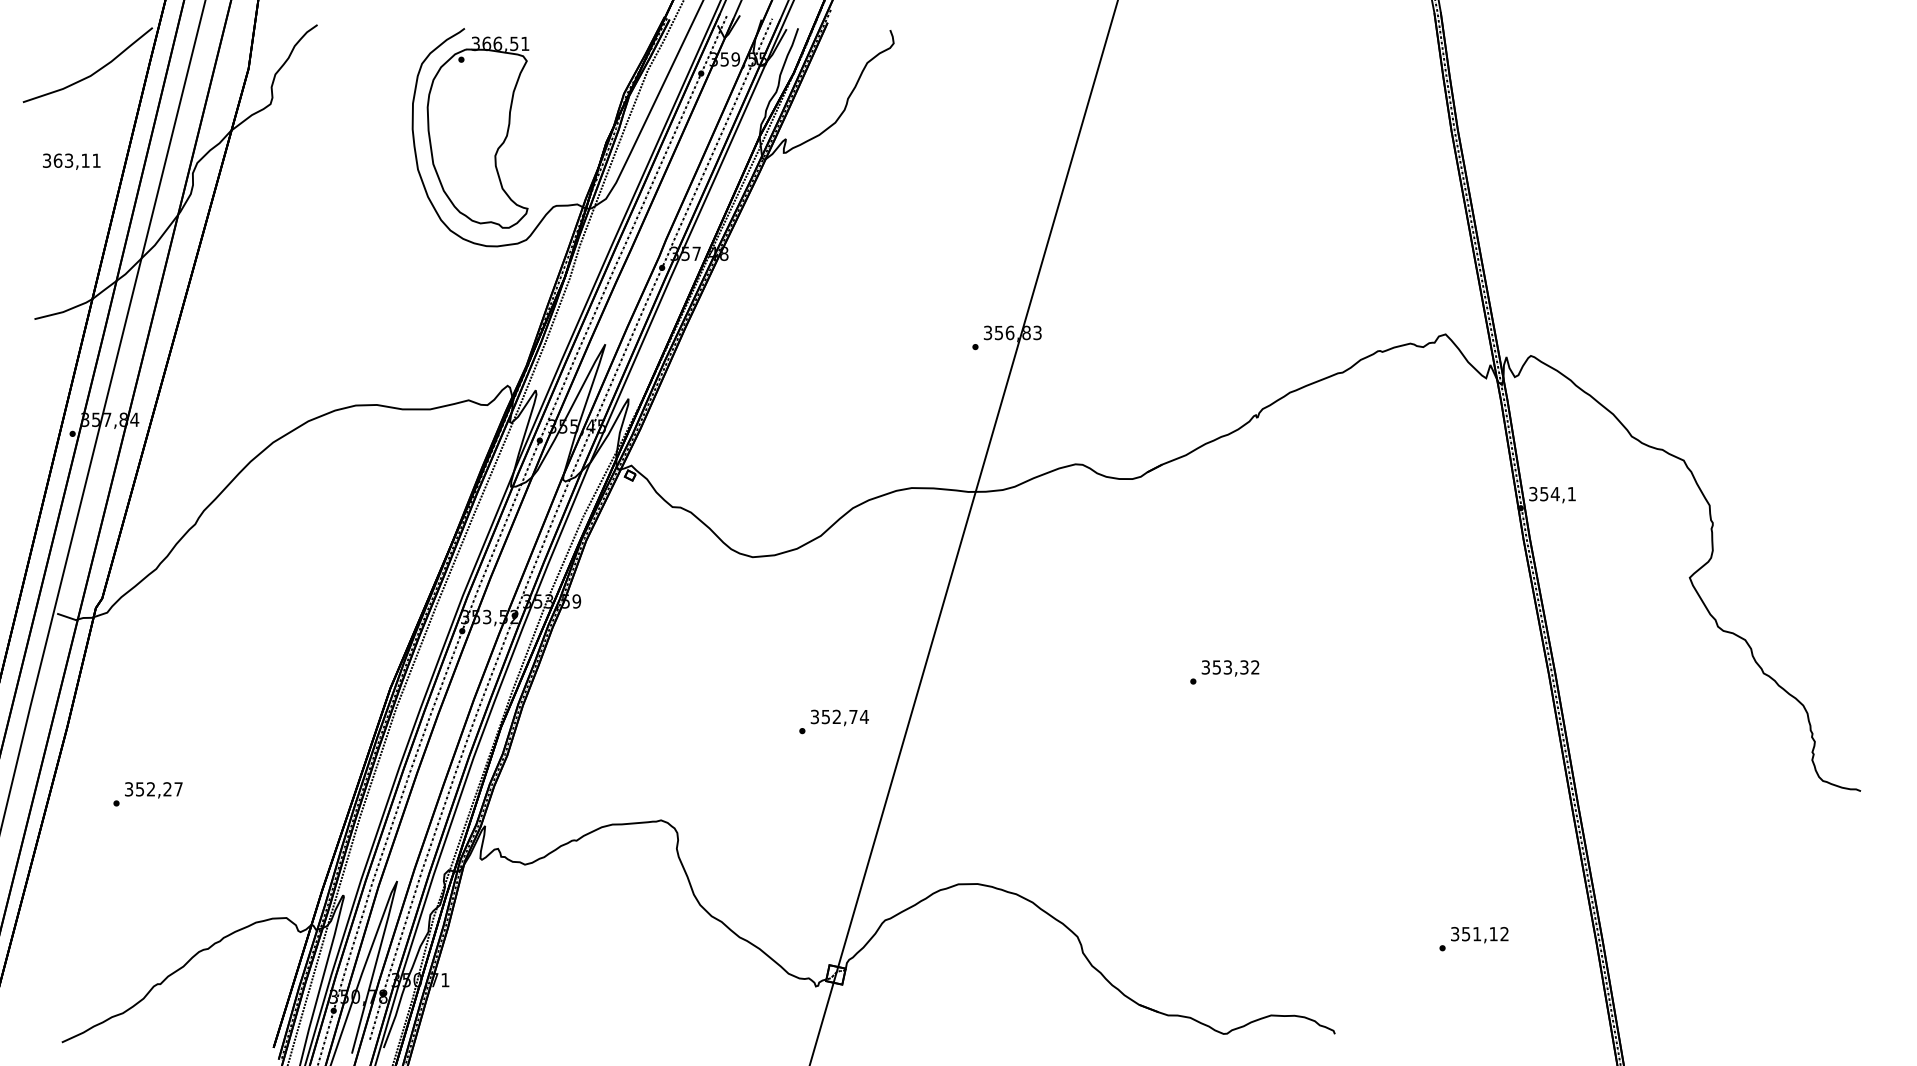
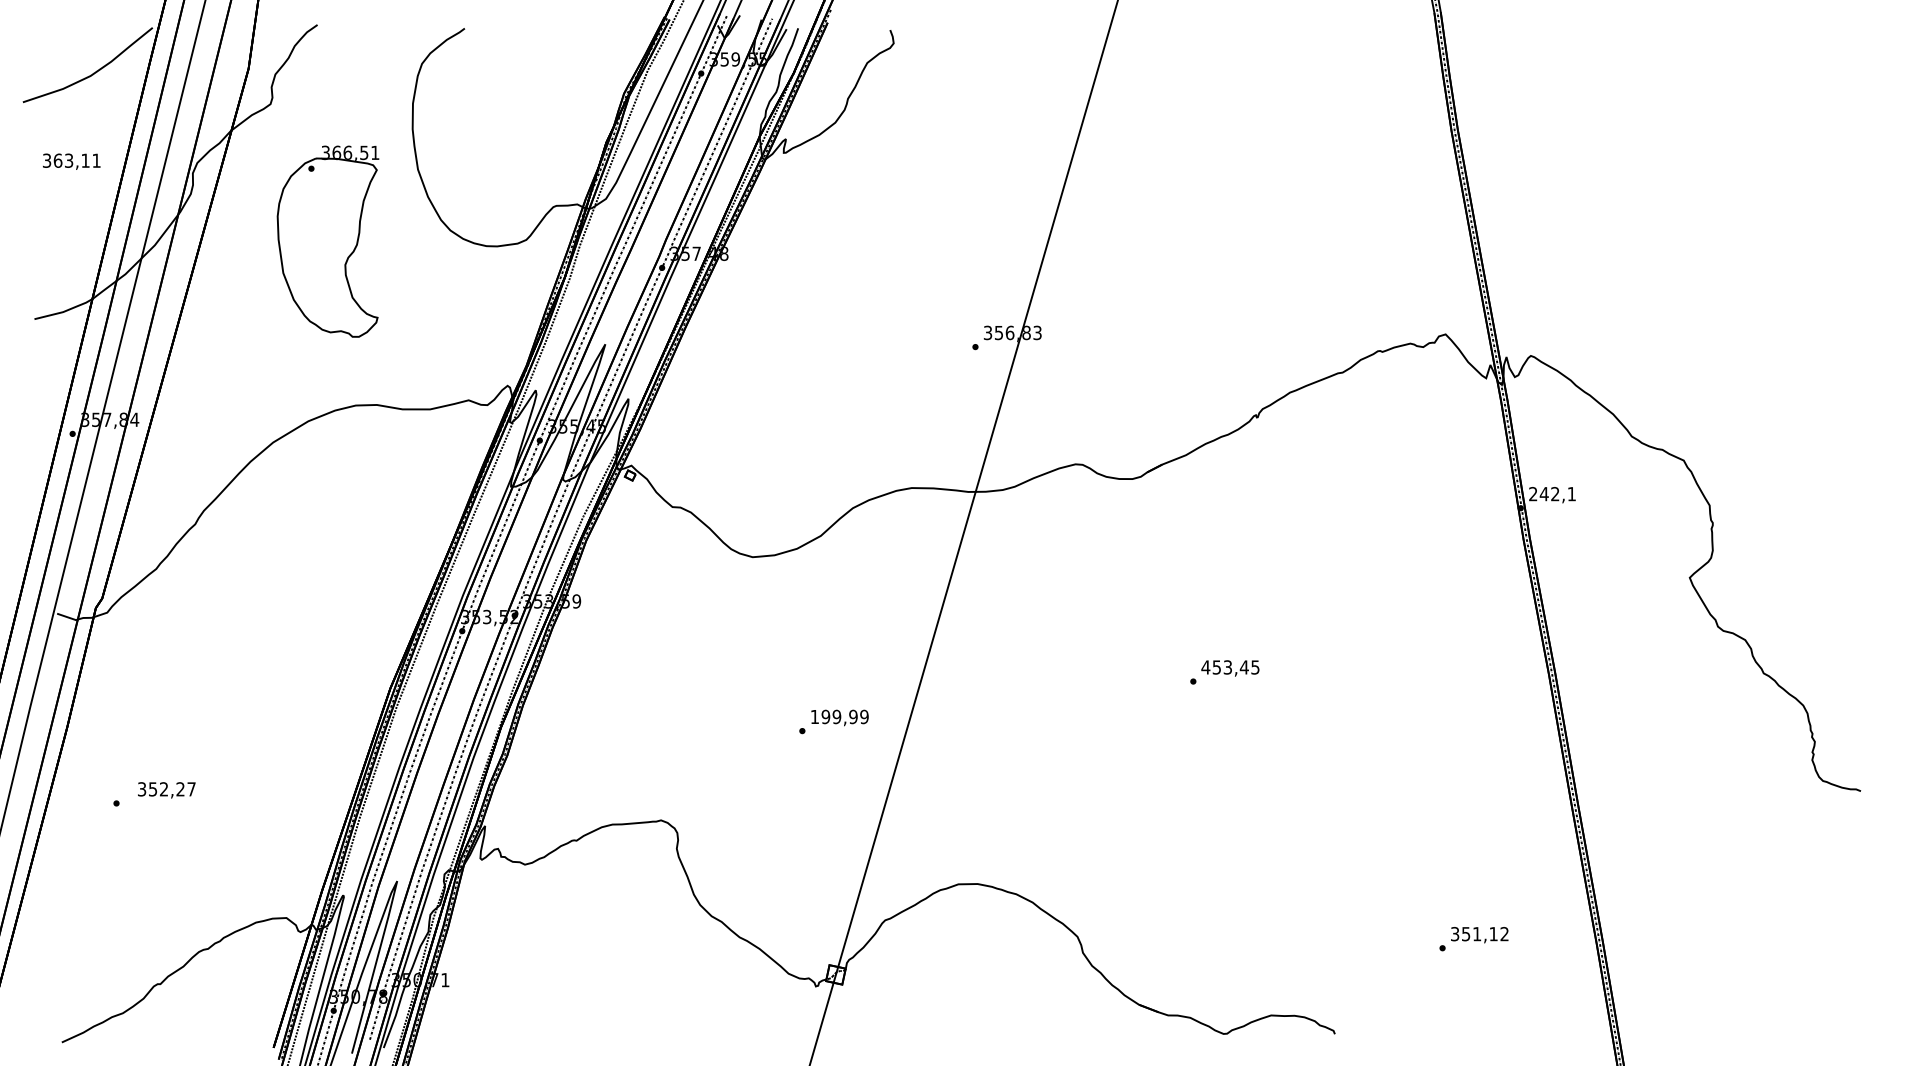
part position: (477, 132) -> (327, 241) (327, 241)
text: 354,1 -> 242,1 (1544, 494)
text: 353,32 -> 453,45 (1230, 667)
text: 352,74 -> 199,99 (839, 716)
text position: (153, 790) -> (166, 790) (166, 790)
